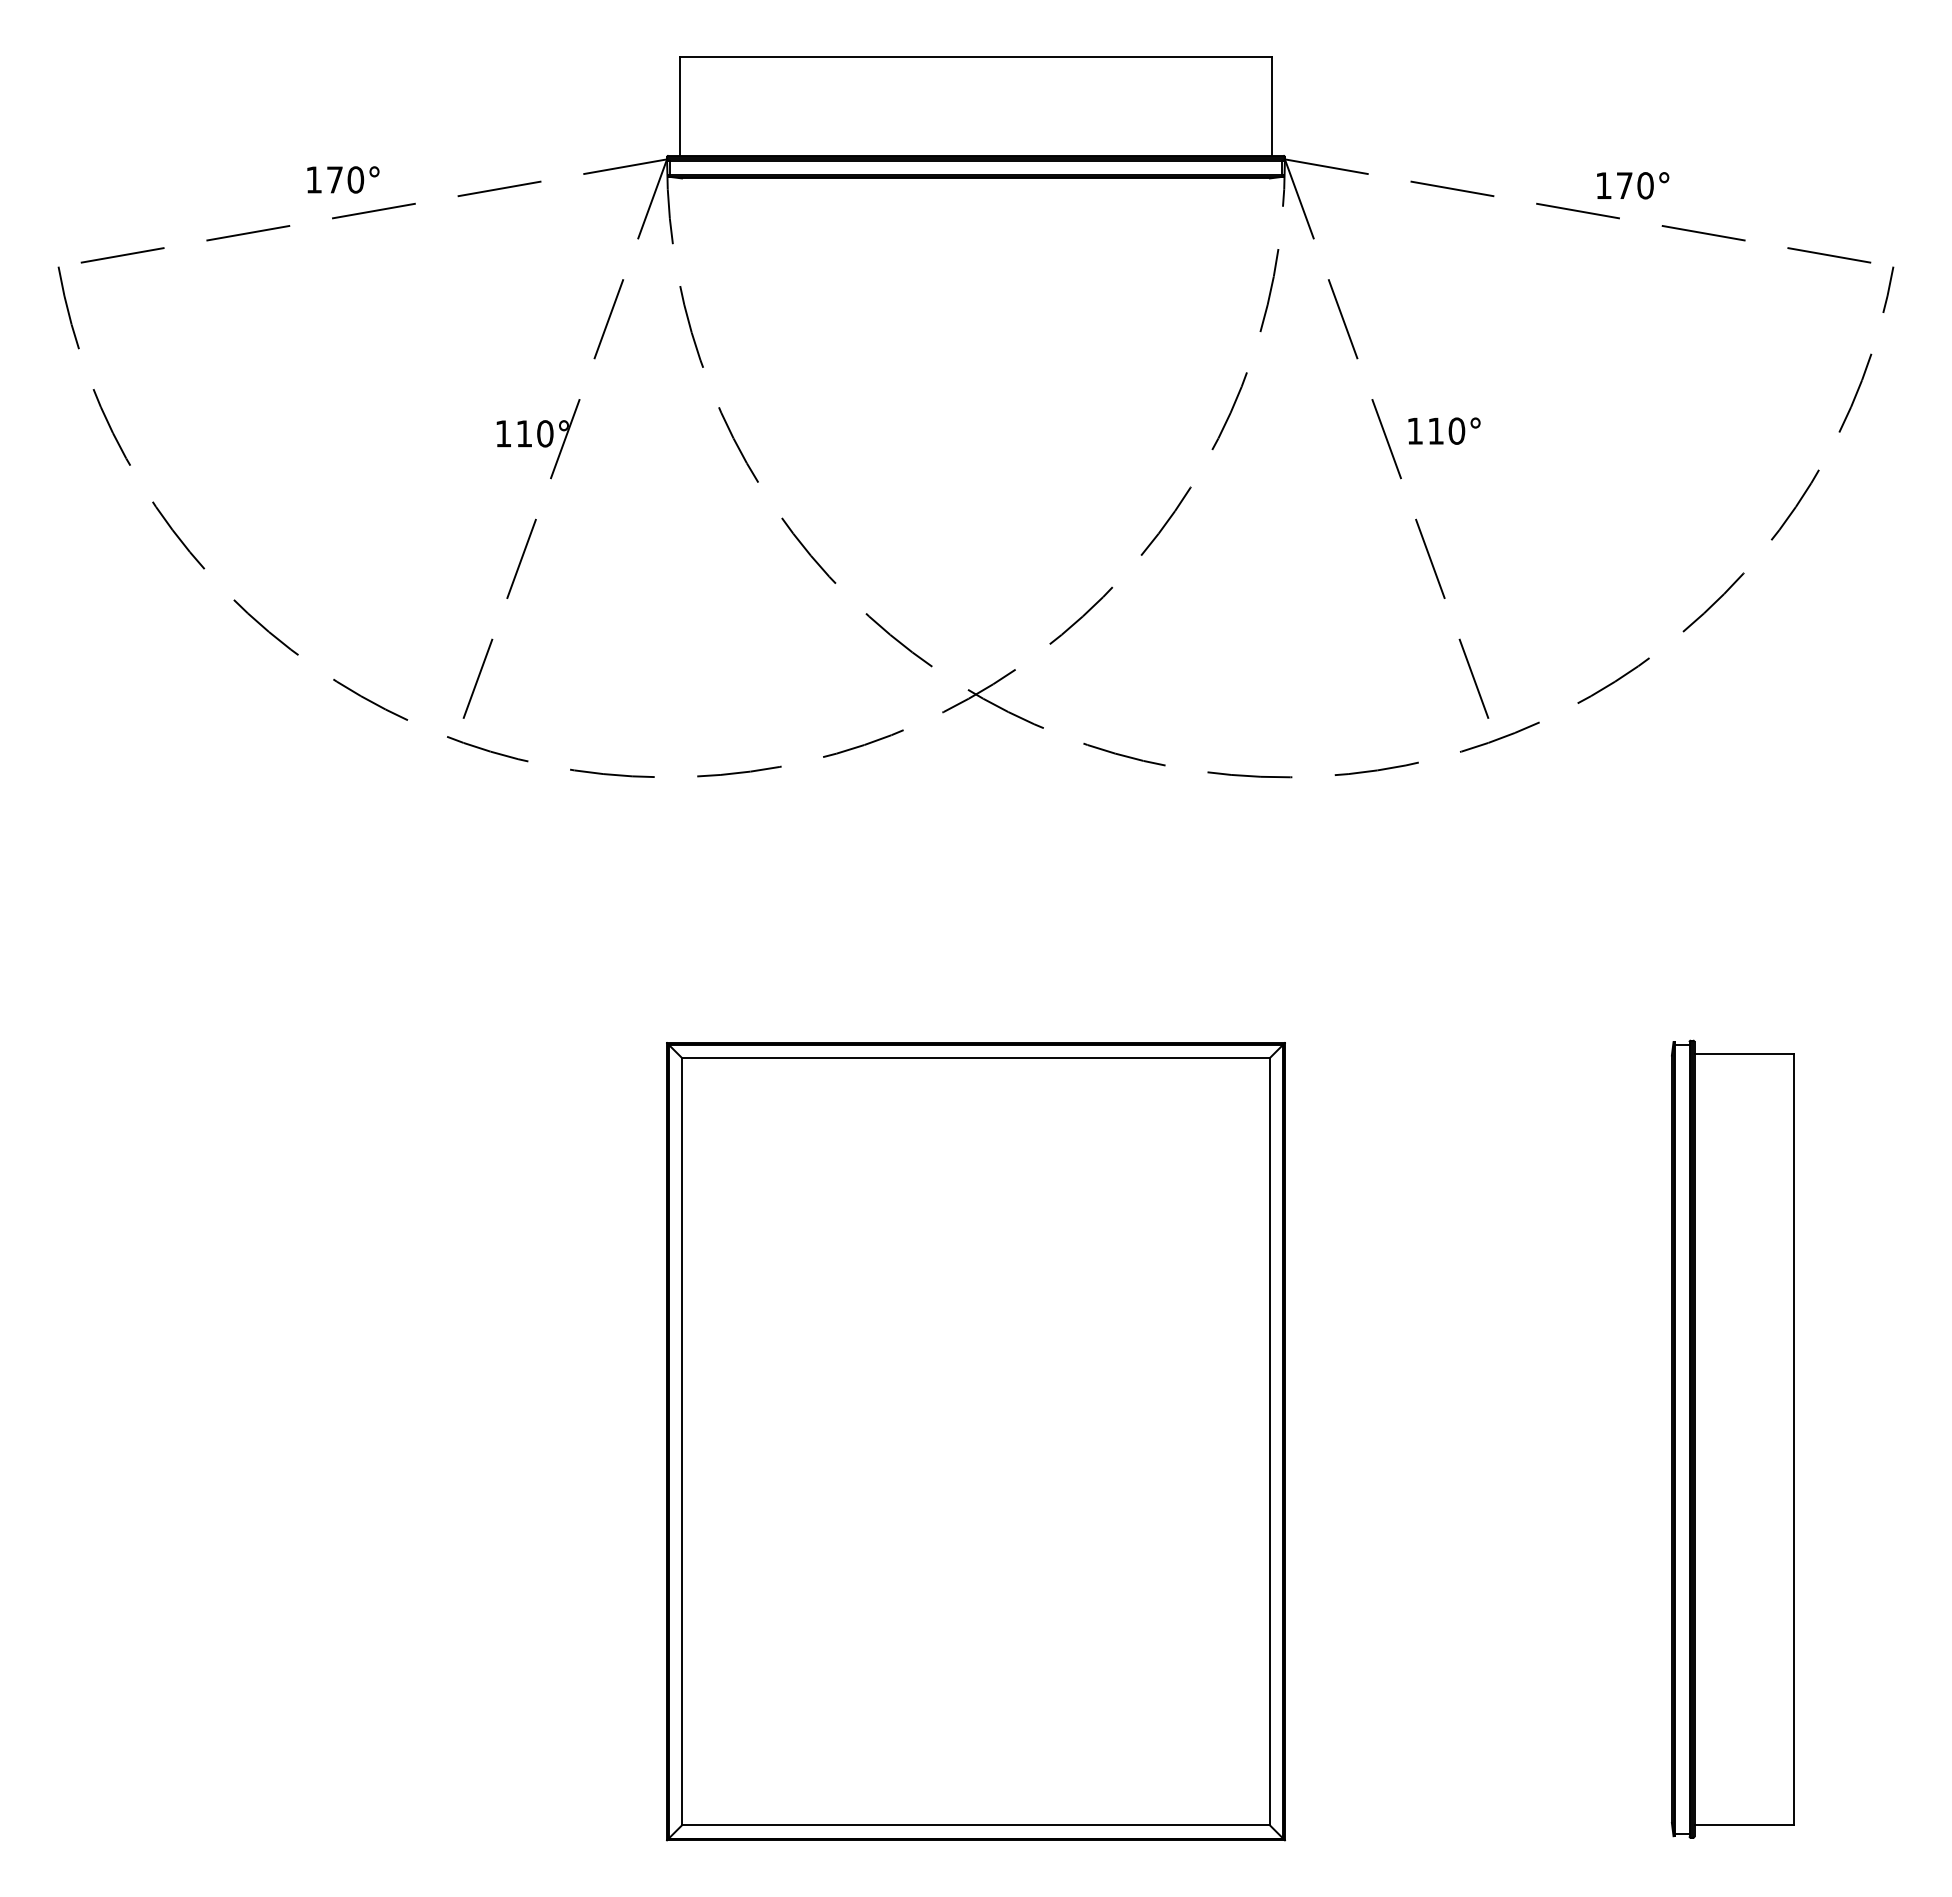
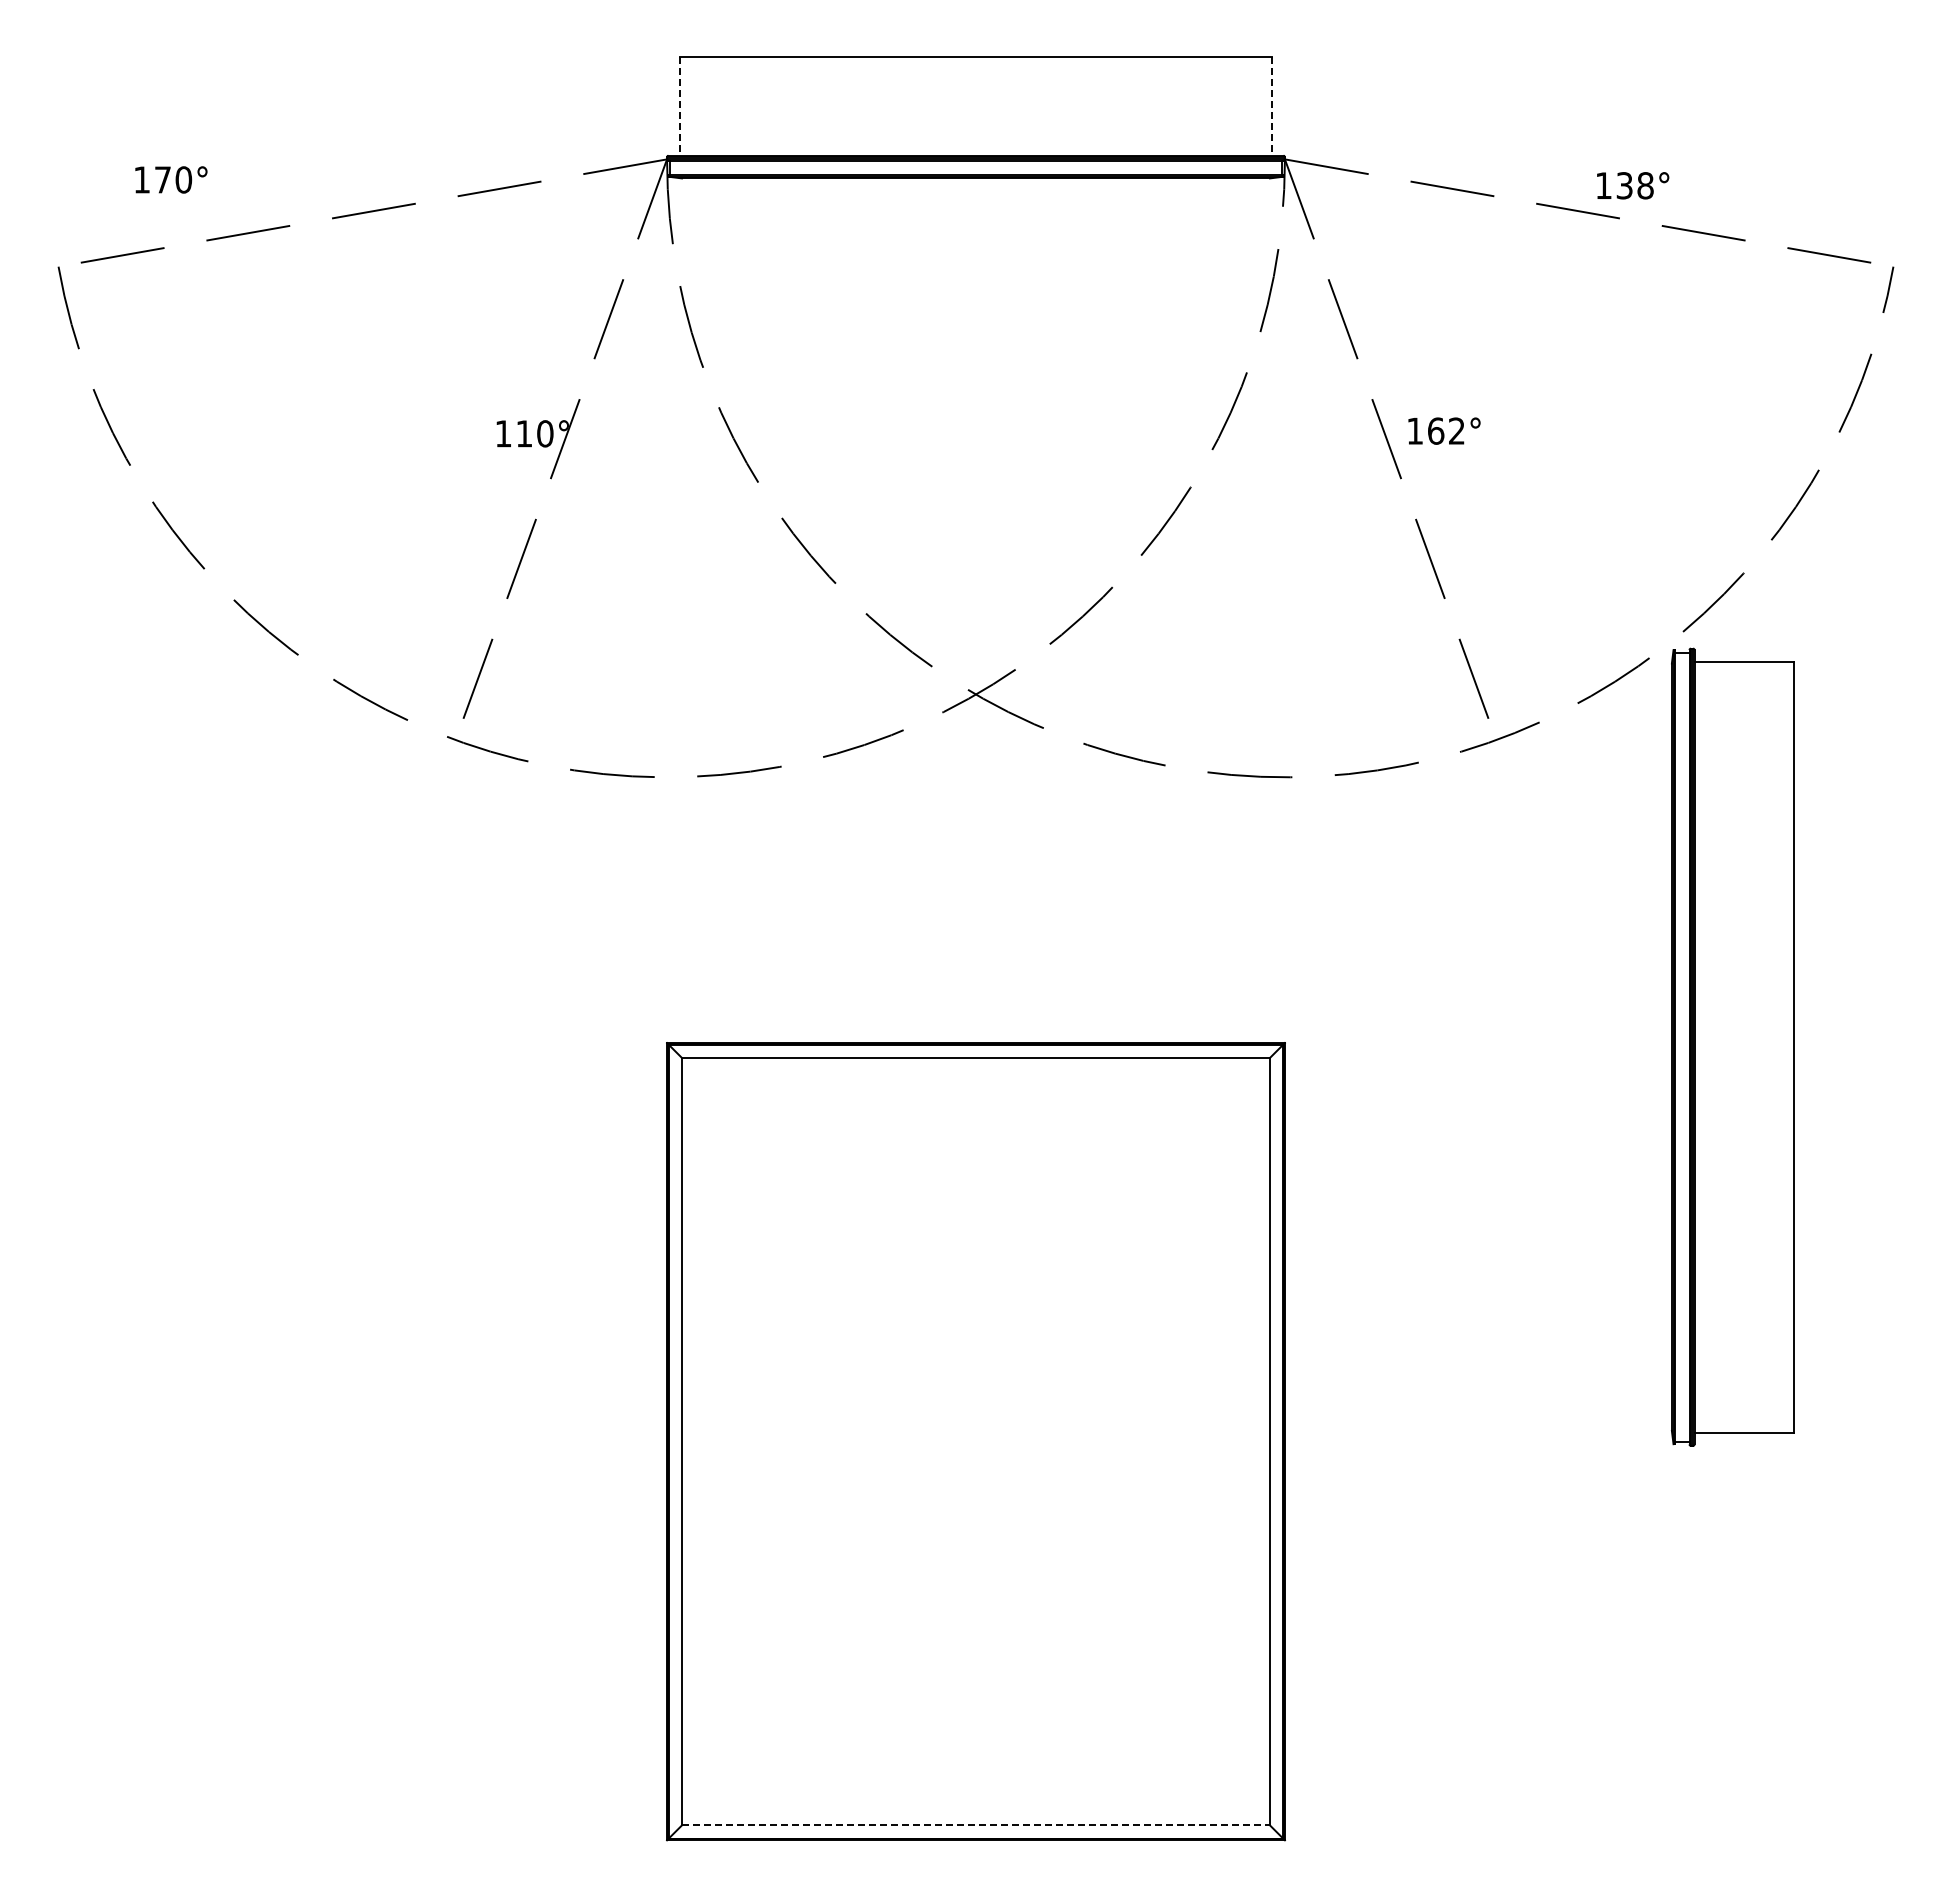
line: solid -> dashed (680, 106)
line: solid -> dashed (1271, 106)
text position: (343, 179) -> (171, 179) (171, 179)
text: 170° -> 138° (1634, 185)
text: 110° -> 162° (1446, 430)
part position: (1732, 1438) -> (1732, 1046) (1732, 1046)
line: solid -> dashed (975, 1825)
